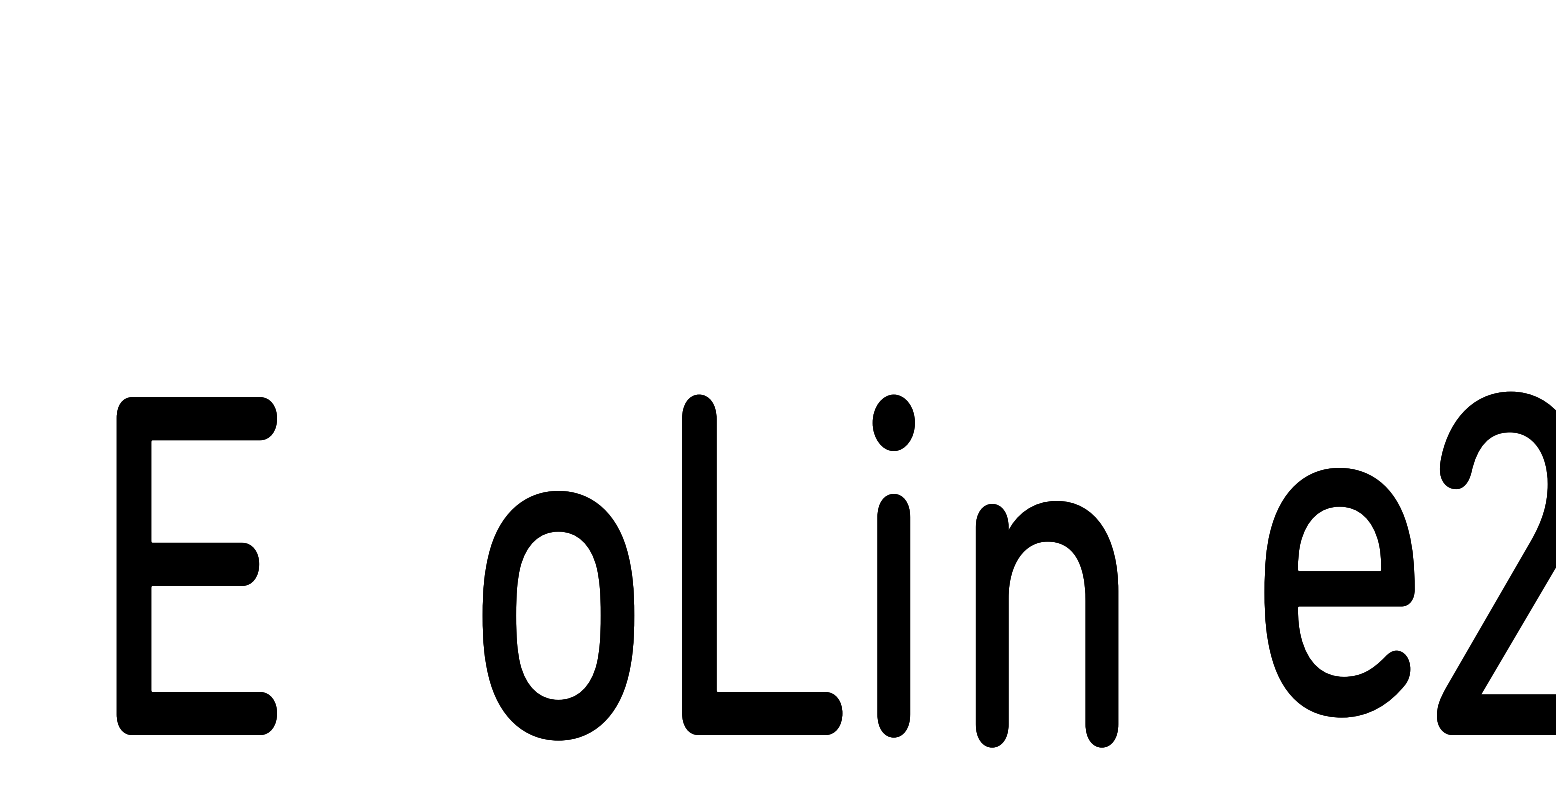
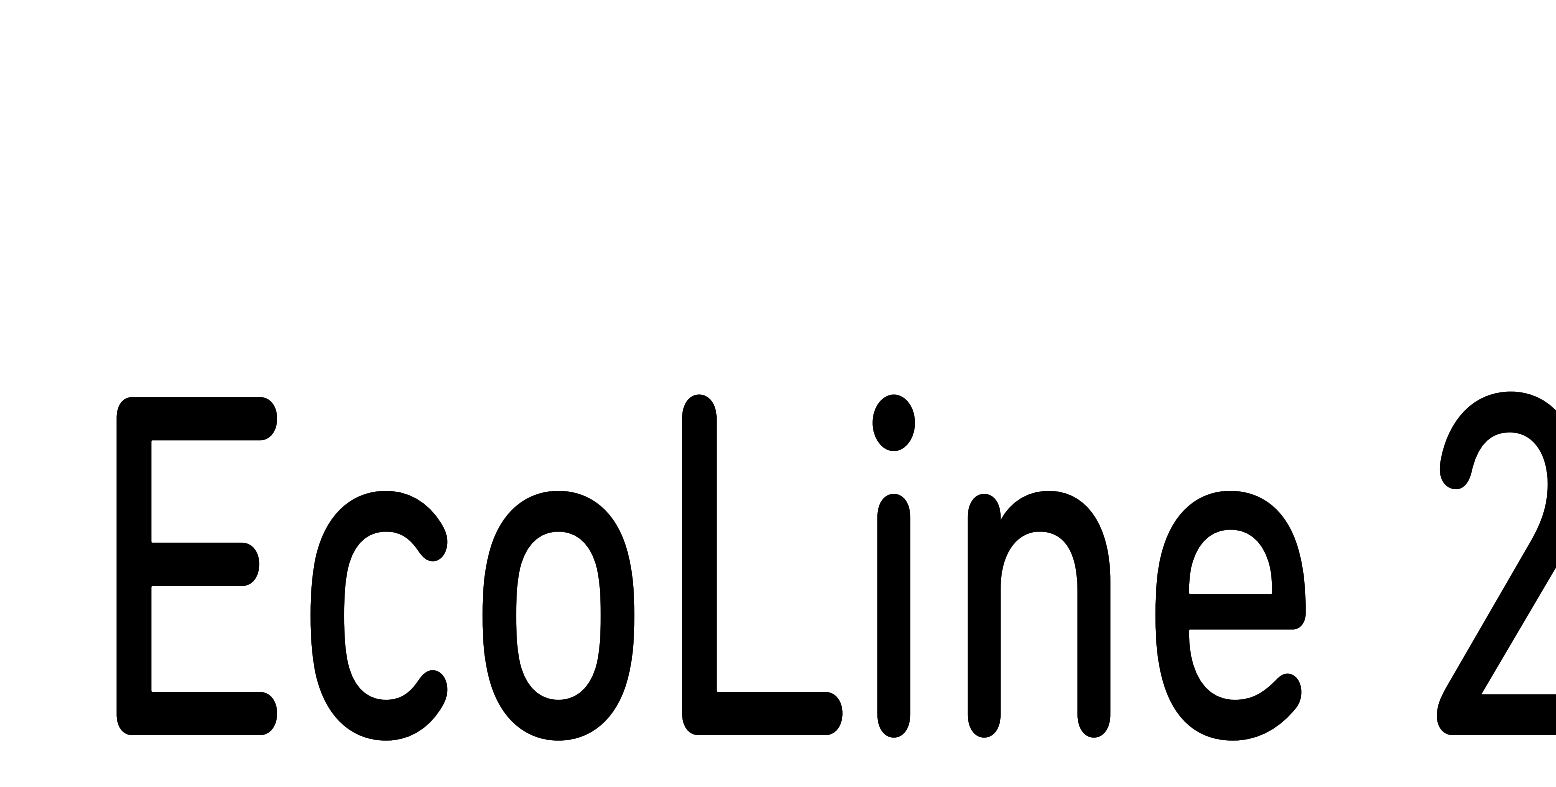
part position: (1339, 592) -> (1230, 615) (1230, 615)
part: none -> present (344, 607)
part position: (1008, 624) -> (1000, 614) (1000, 614)
